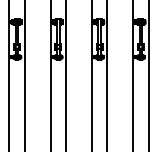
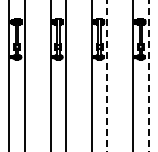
line: solid -> dashed (107, 75)
line: solid -> dashed (148, 75)
